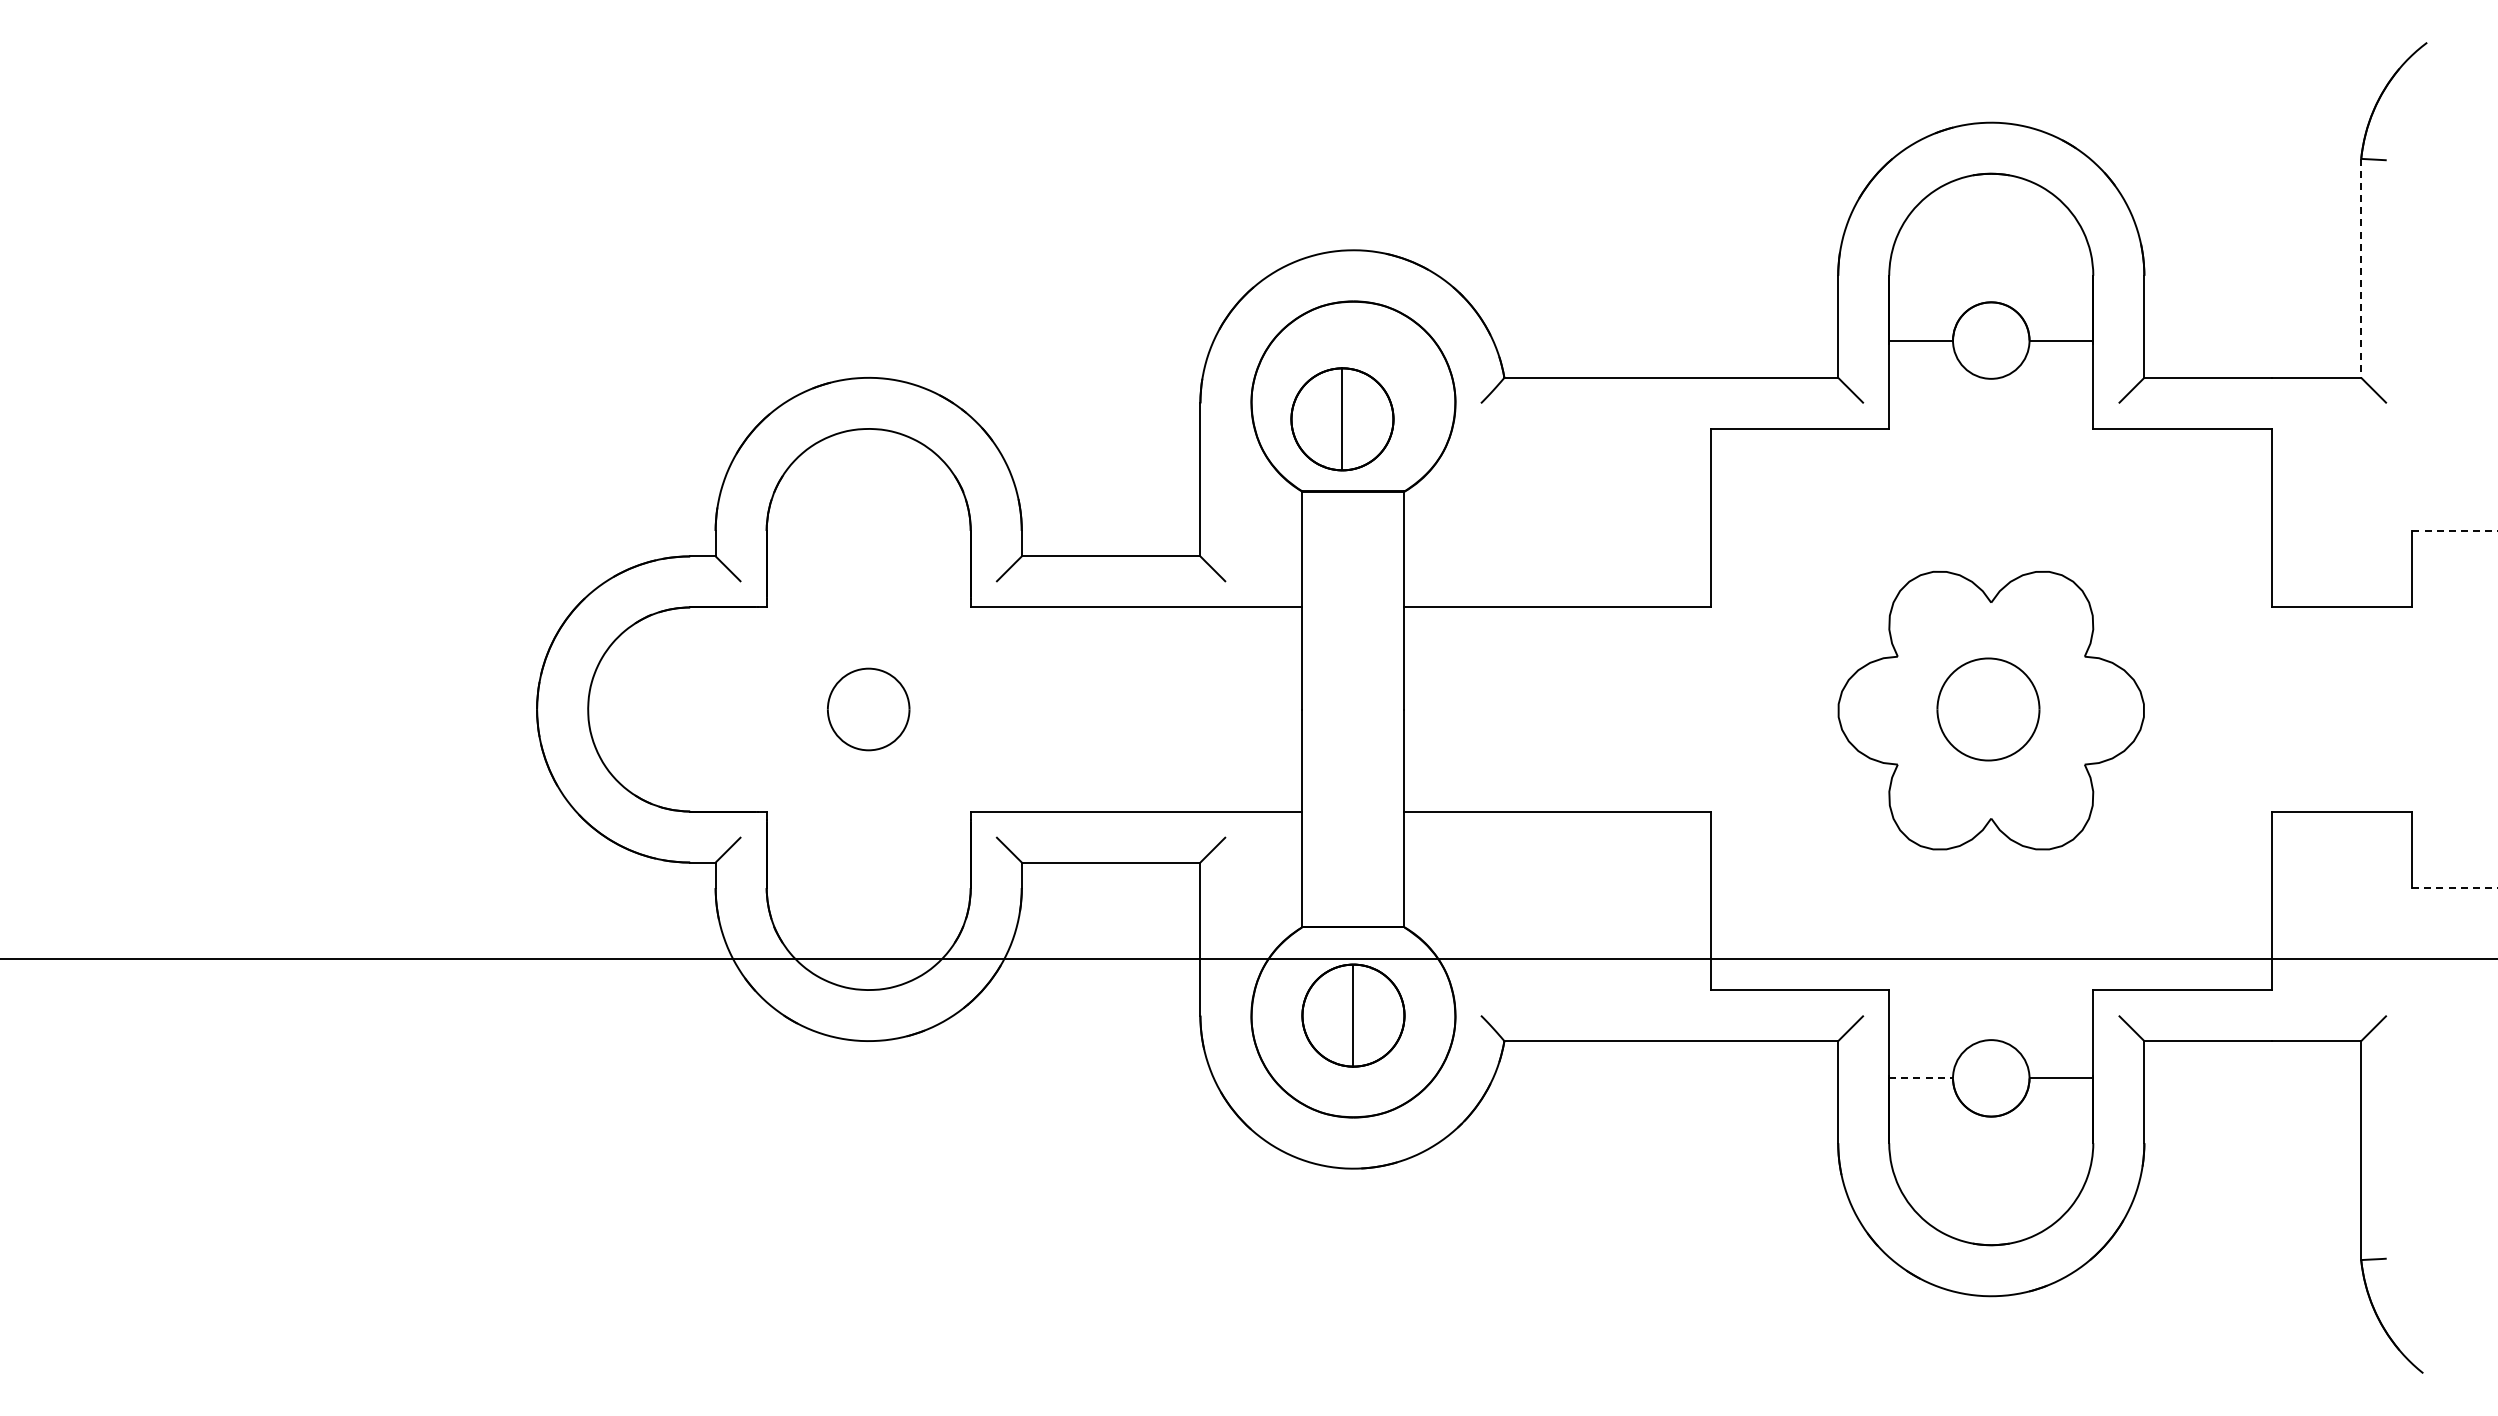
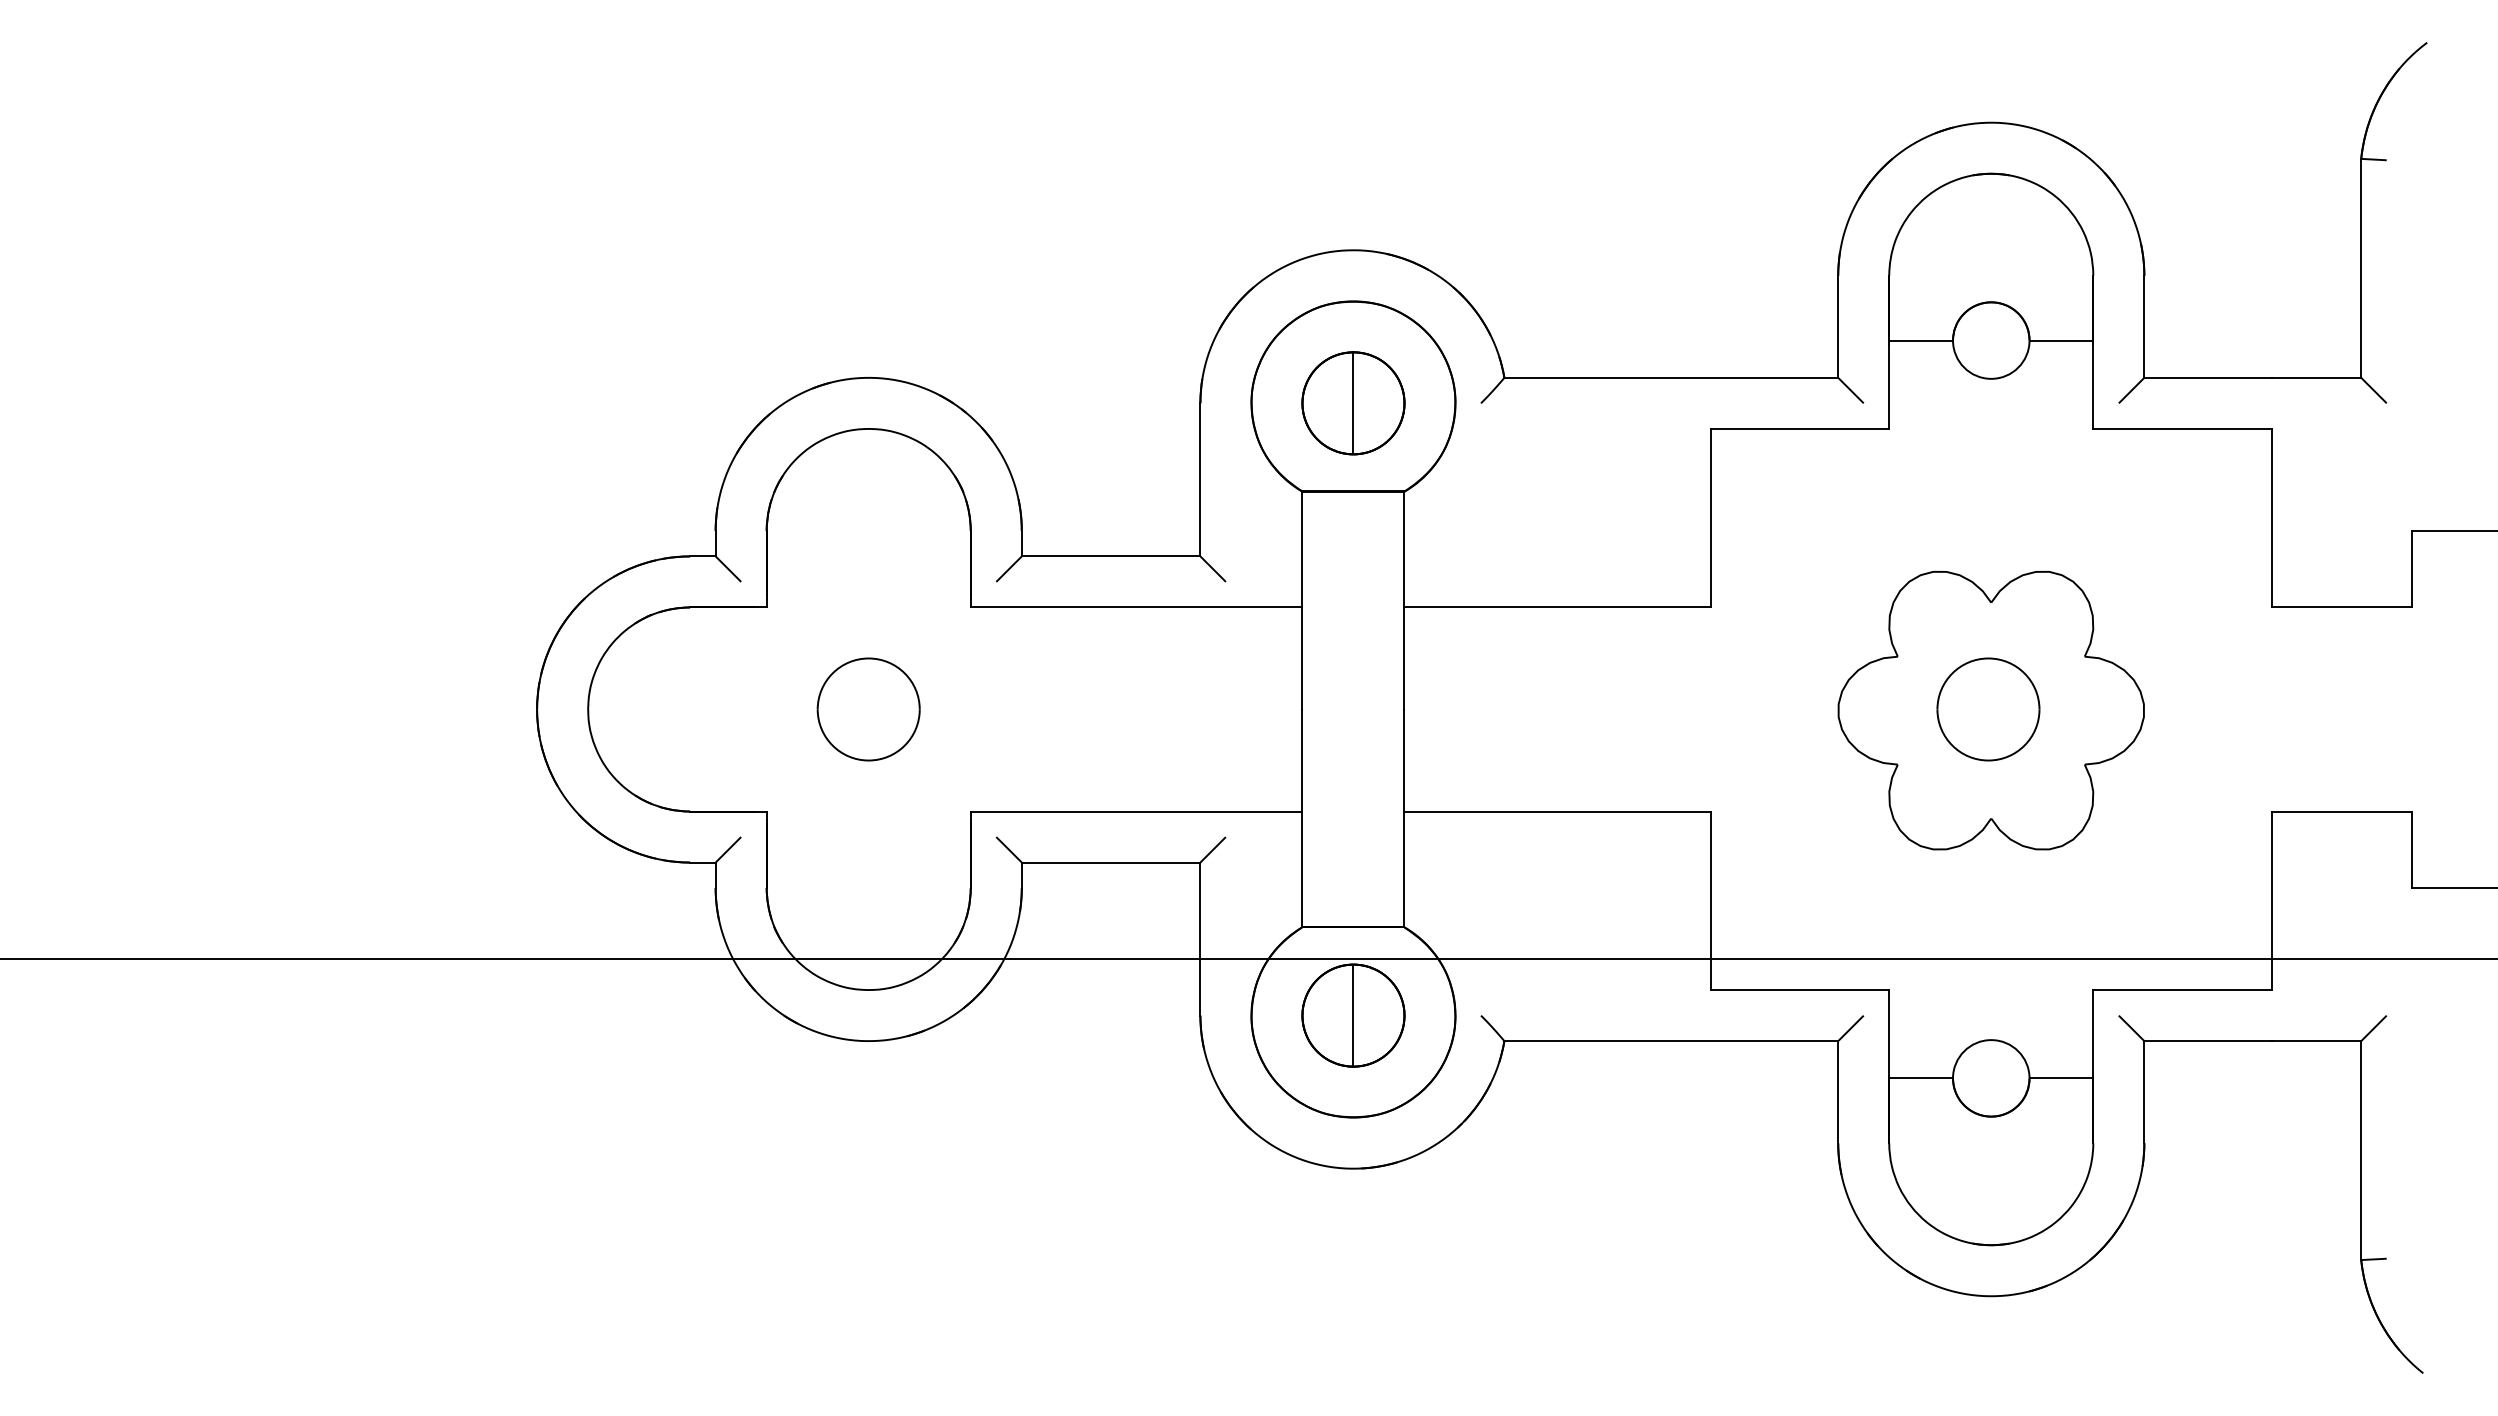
line: dashed -> solid (2361, 268)
part position: (1342, 419) -> (1353, 403) (1353, 403)
line: dashed -> solid (2455, 530)
part size: 84x85 px -> 105x105 px (868, 709)
line: dashed -> solid (2455, 888)
line: dashed -> solid (1921, 1078)
